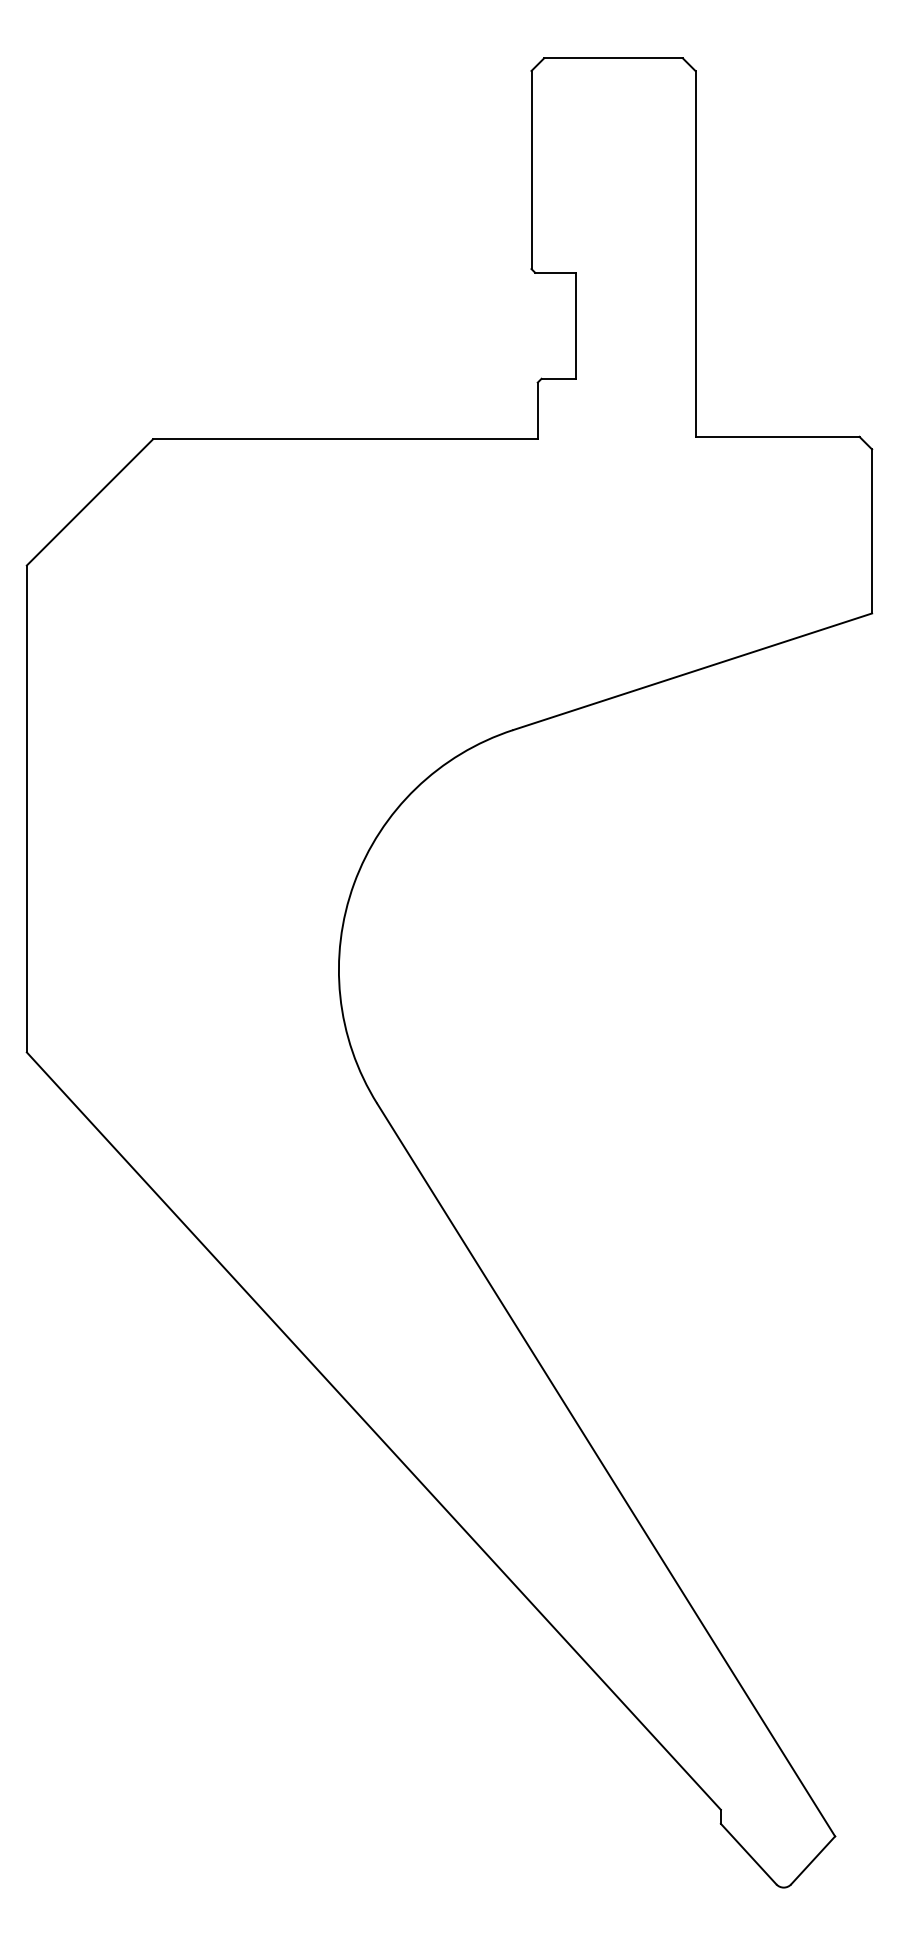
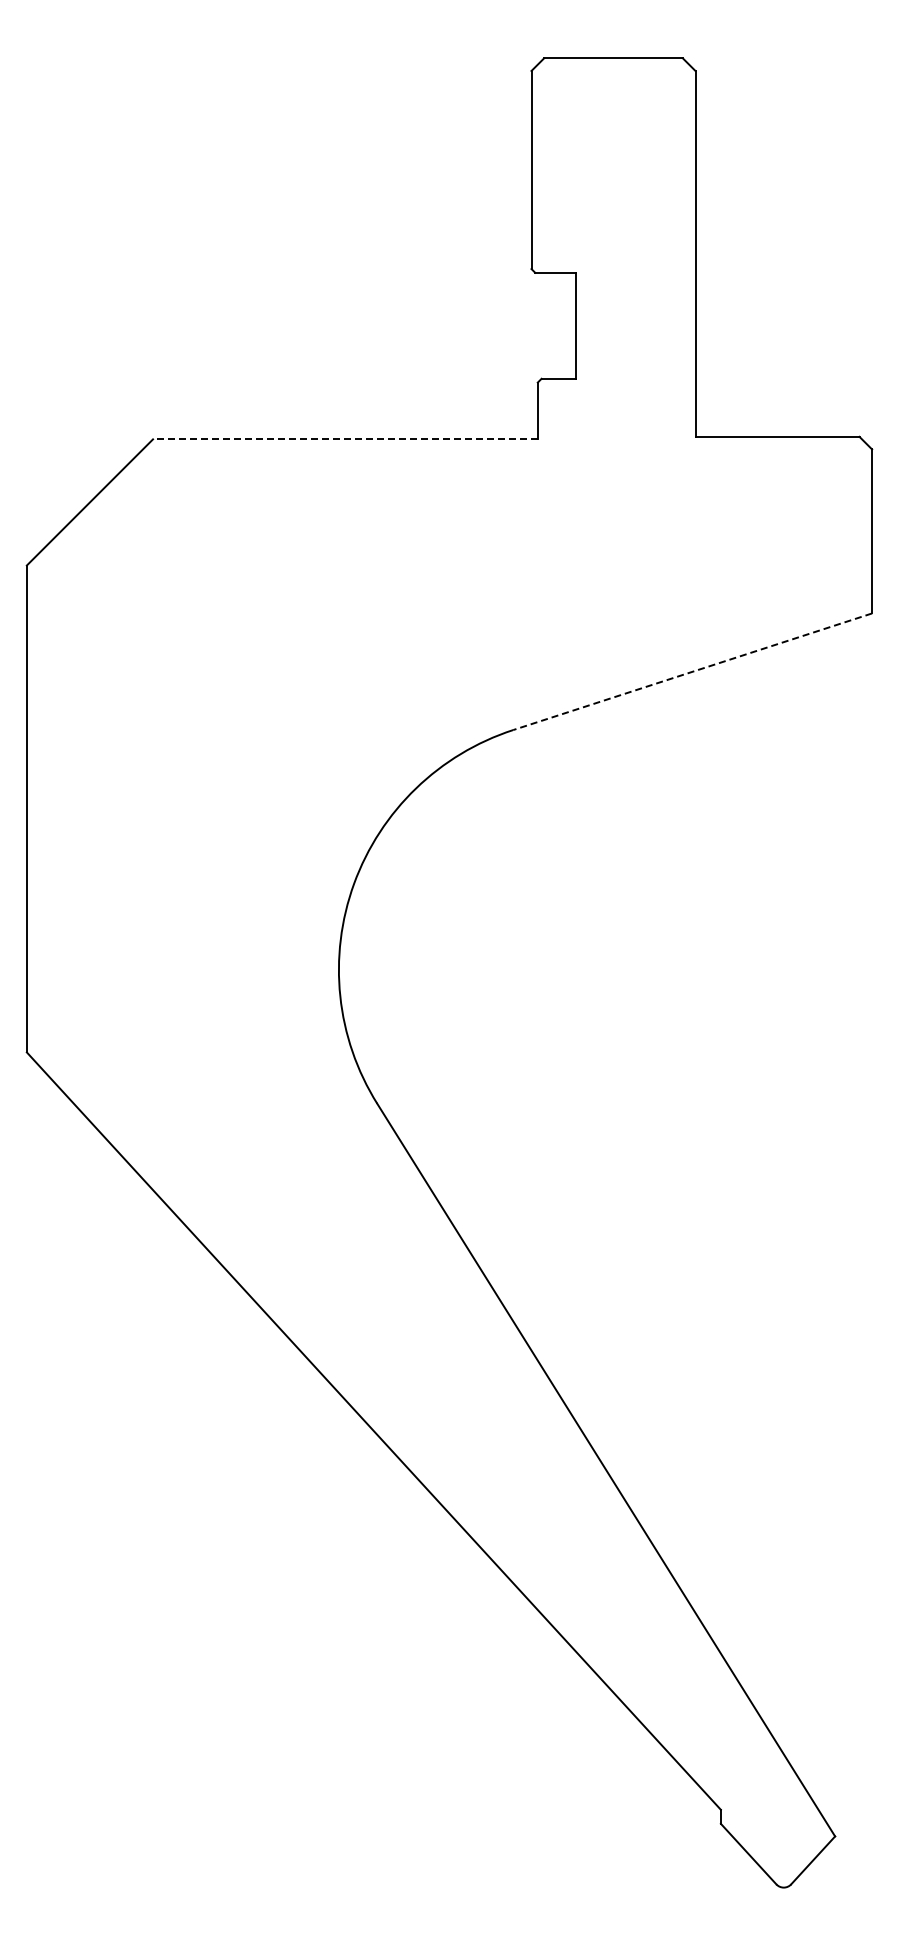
line: solid -> dashed (344, 439)
line: solid -> dashed (692, 671)
